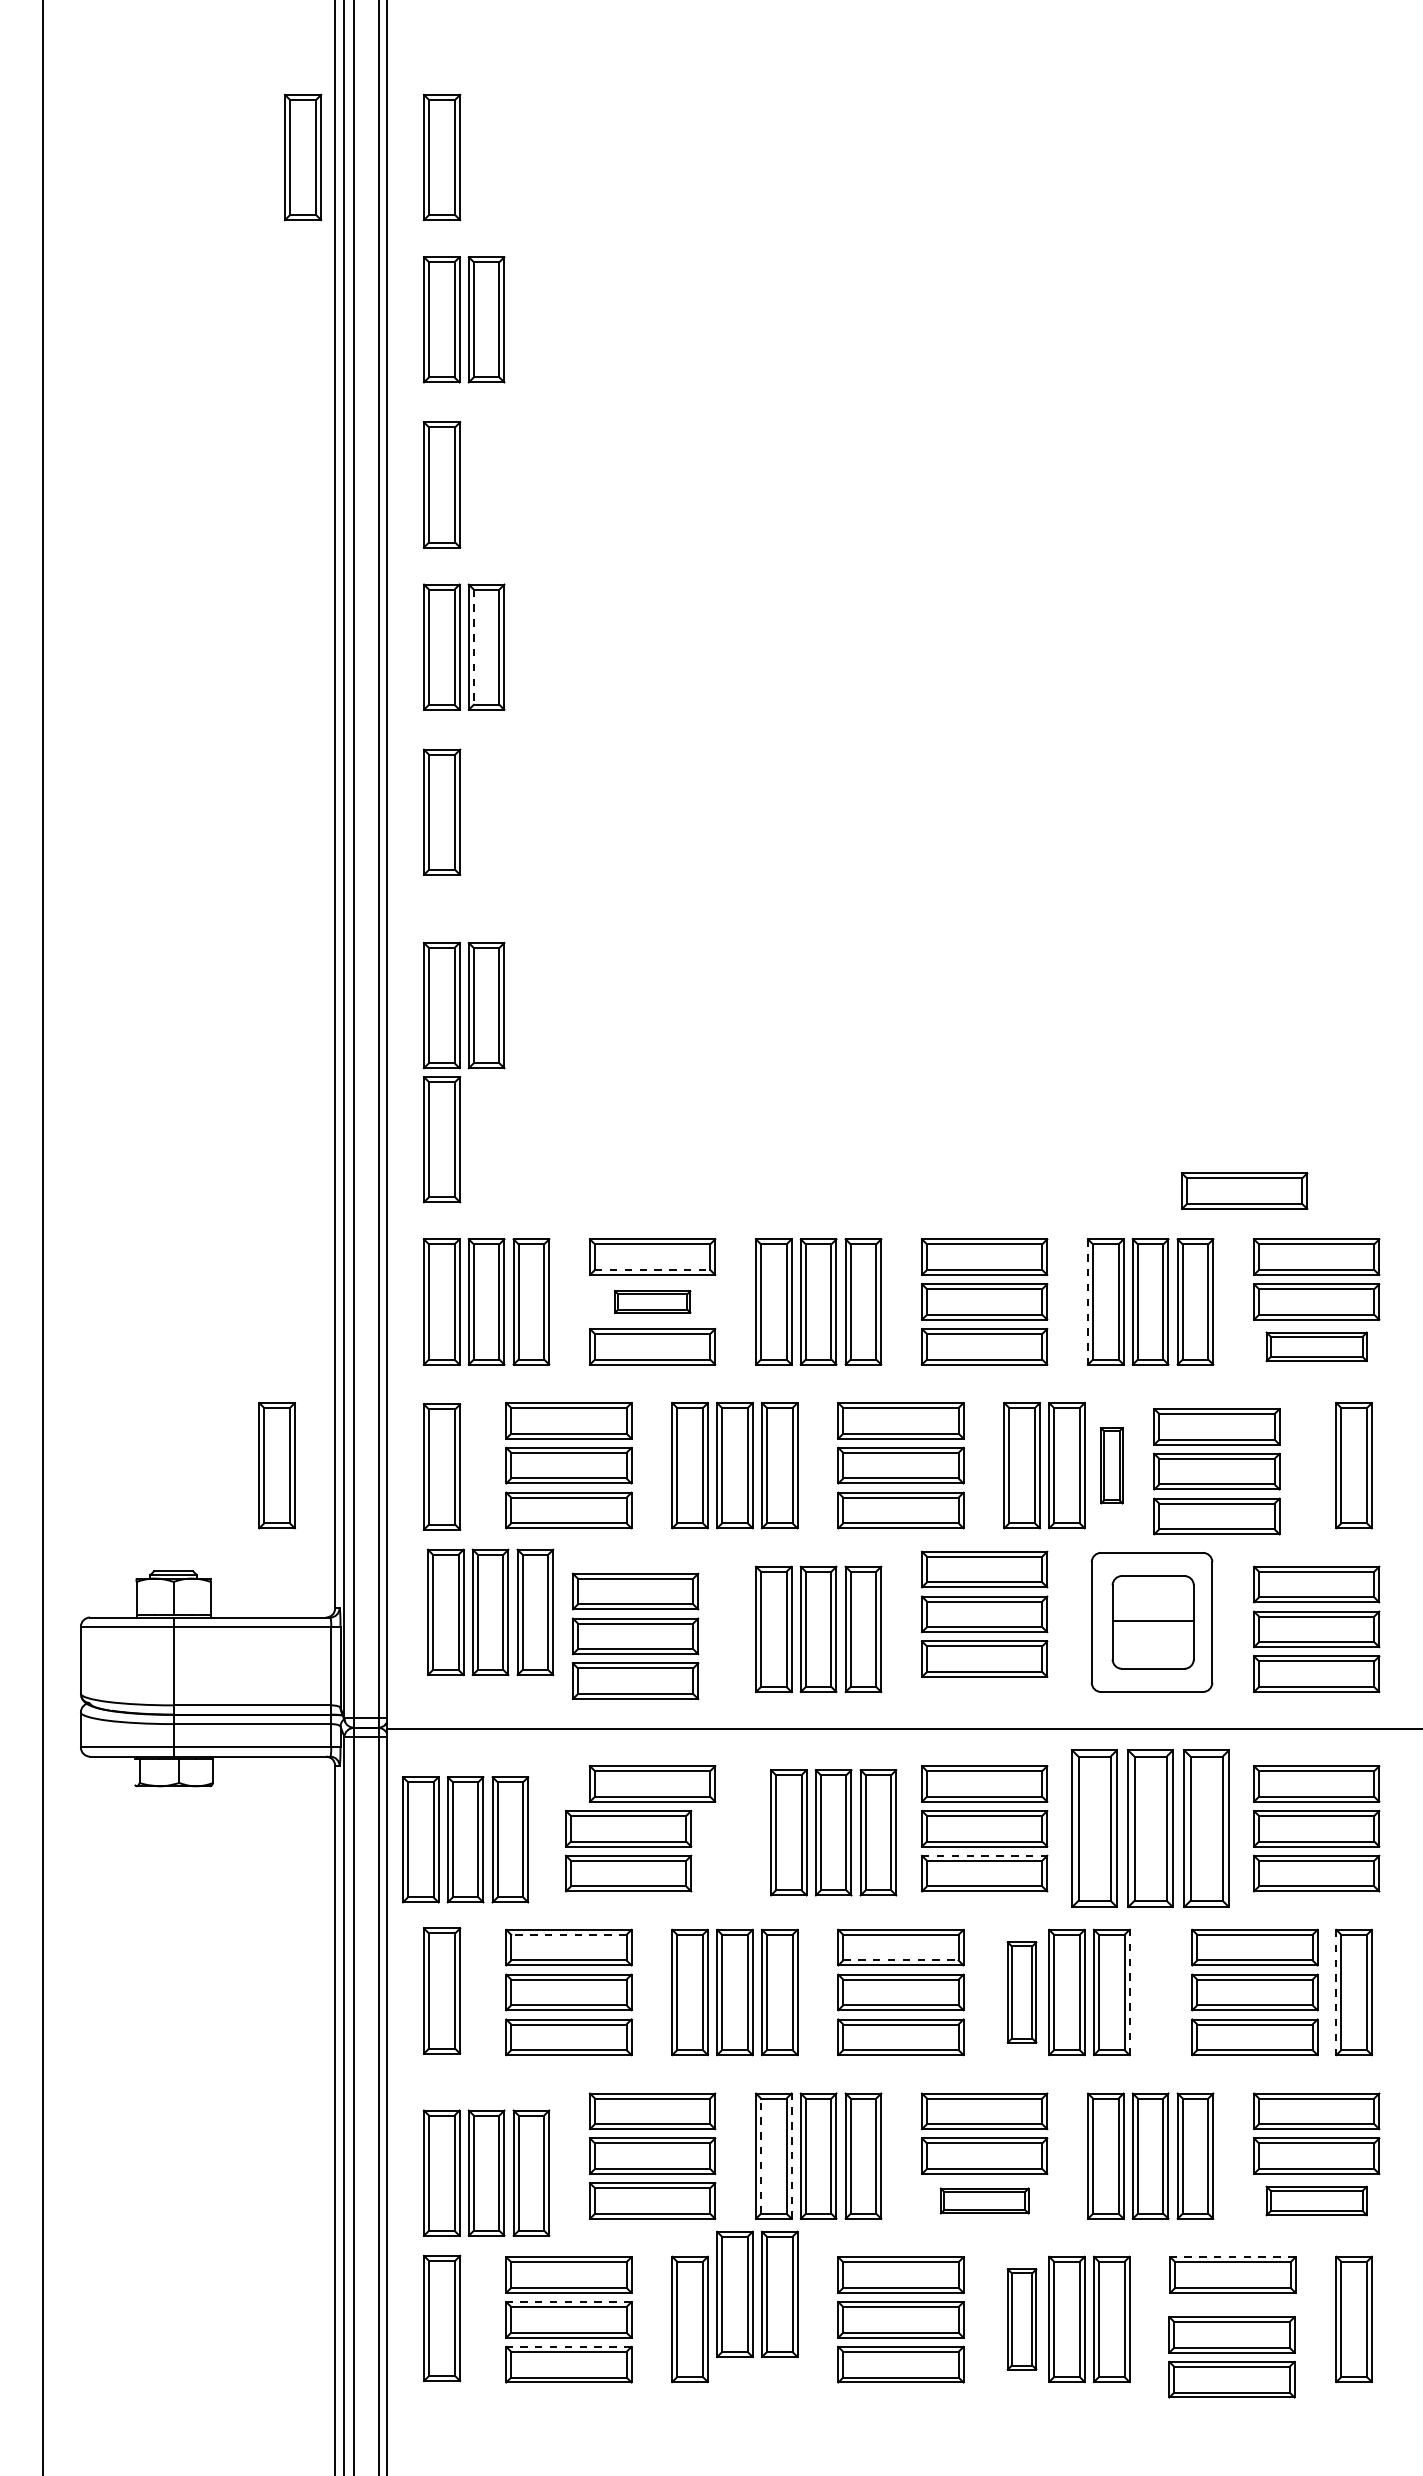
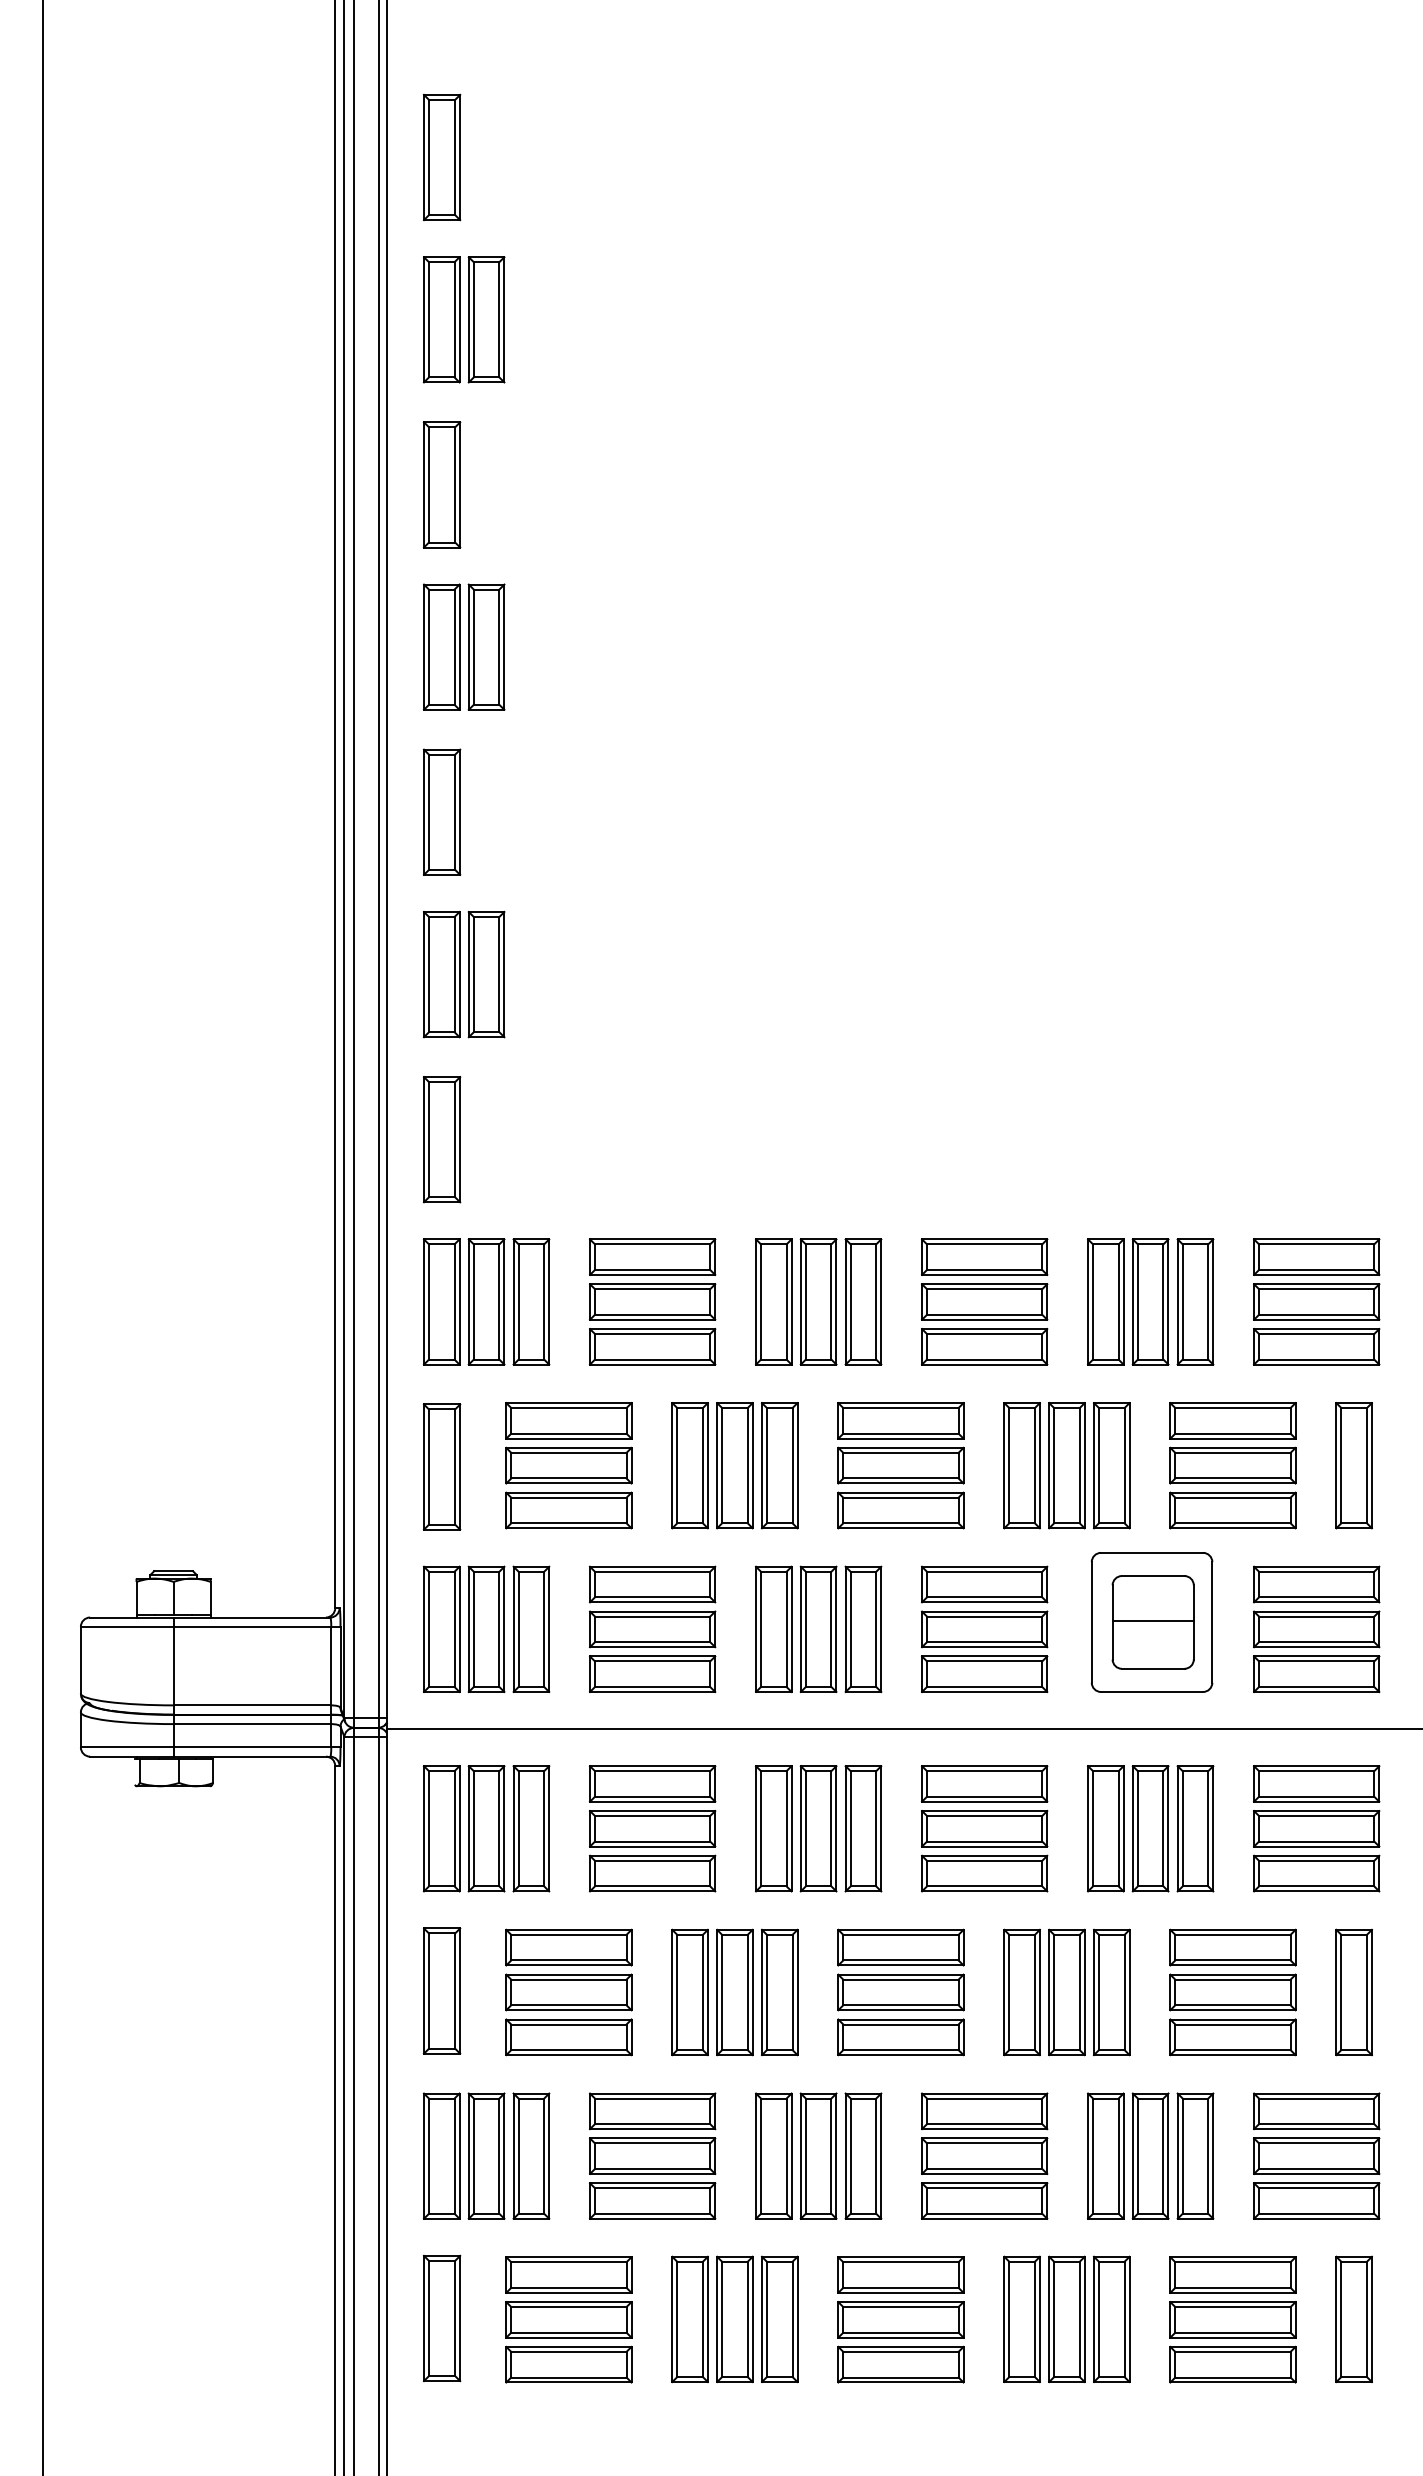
part: present -> none (303, 157)
line: dashed -> solid (473, 647)
part position: (464, 1005) -> (464, 974) (464, 974)
part: present -> none (1244, 1190)
line: dashed -> solid (652, 1269)
part size: 78x24 px -> 128x38 px (652, 1301)
line: dashed -> solid (1088, 1301)
part size: 103x32 px -> 128x38 px (1316, 1346)
part: present -> none (276, 1465)
part size: 24x78 px -> 38x128 px (1111, 1465)
part position: (1216, 1471) -> (1232, 1465) (1232, 1465)
part position: (490, 1611) -> (486, 1628) (486, 1628)
part position: (984, 1613) -> (984, 1628) (984, 1628)
part position: (635, 1635) -> (652, 1628) (652, 1628)
part size: 159x159 px -> 128x128 px (1150, 1828)
part position: (833, 1832) -> (818, 1828) (818, 1828)
part position: (465, 1839) -> (486, 1828) (486, 1828)
part position: (628, 1851) -> (652, 1851) (652, 1851)
line: dashed -> solid (984, 1855)
line: dashed -> solid (568, 1934)
line: dashed -> solid (900, 1960)
part size: 32x103 px -> 38x129 px (1021, 1992)
line: dashed -> solid (1129, 1992)
part position: (1254, 1992) -> (1232, 1992) (1232, 1992)
line: dashed -> solid (1336, 1992)
line: dashed -> solid (761, 2156)
line: dashed -> solid (791, 2156)
part position: (486, 2172) -> (486, 2155) (486, 2155)
part size: 91x28 px -> 128x38 px (984, 2200)
part size: 103x32 px -> 128x38 px (1316, 2200)
line: dashed -> solid (1232, 2257)
part position: (757, 2294) -> (757, 2319) (757, 2319)
line: dashed -> solid (568, 2302)
part size: 32x103 px -> 38x129 px (1021, 2319)
line: dashed -> solid (568, 2346)
part position: (1231, 2357) -> (1232, 2342) (1232, 2342)
